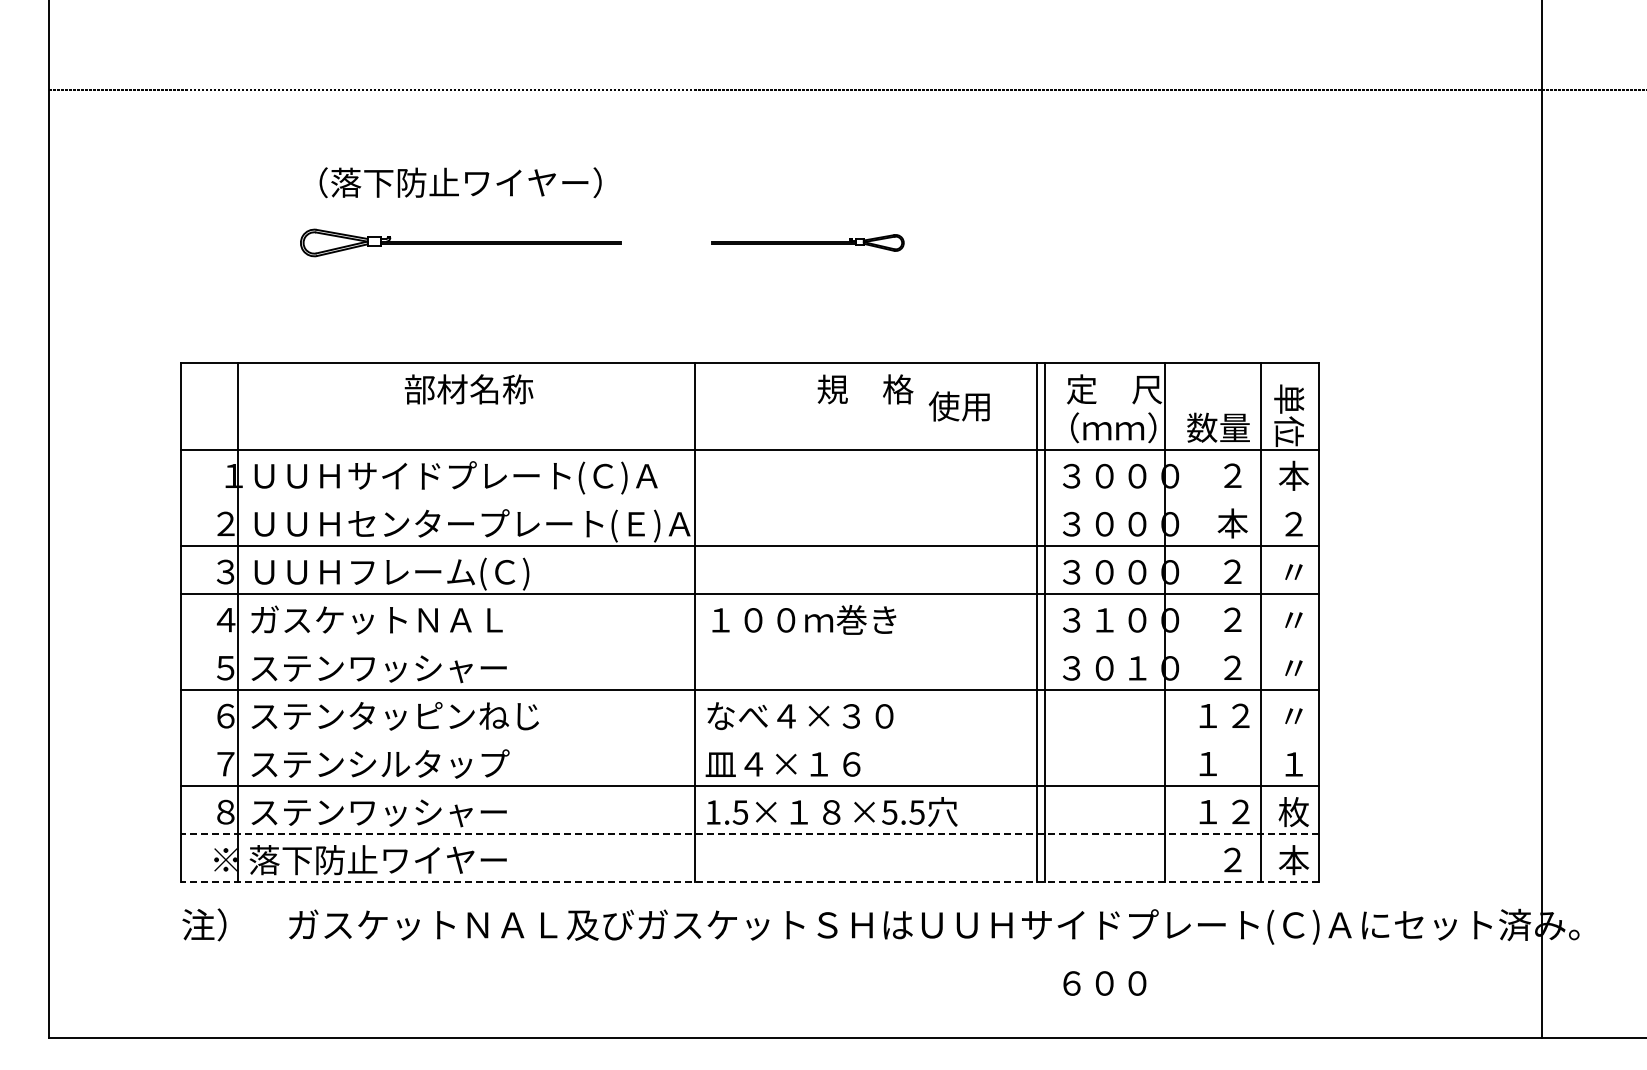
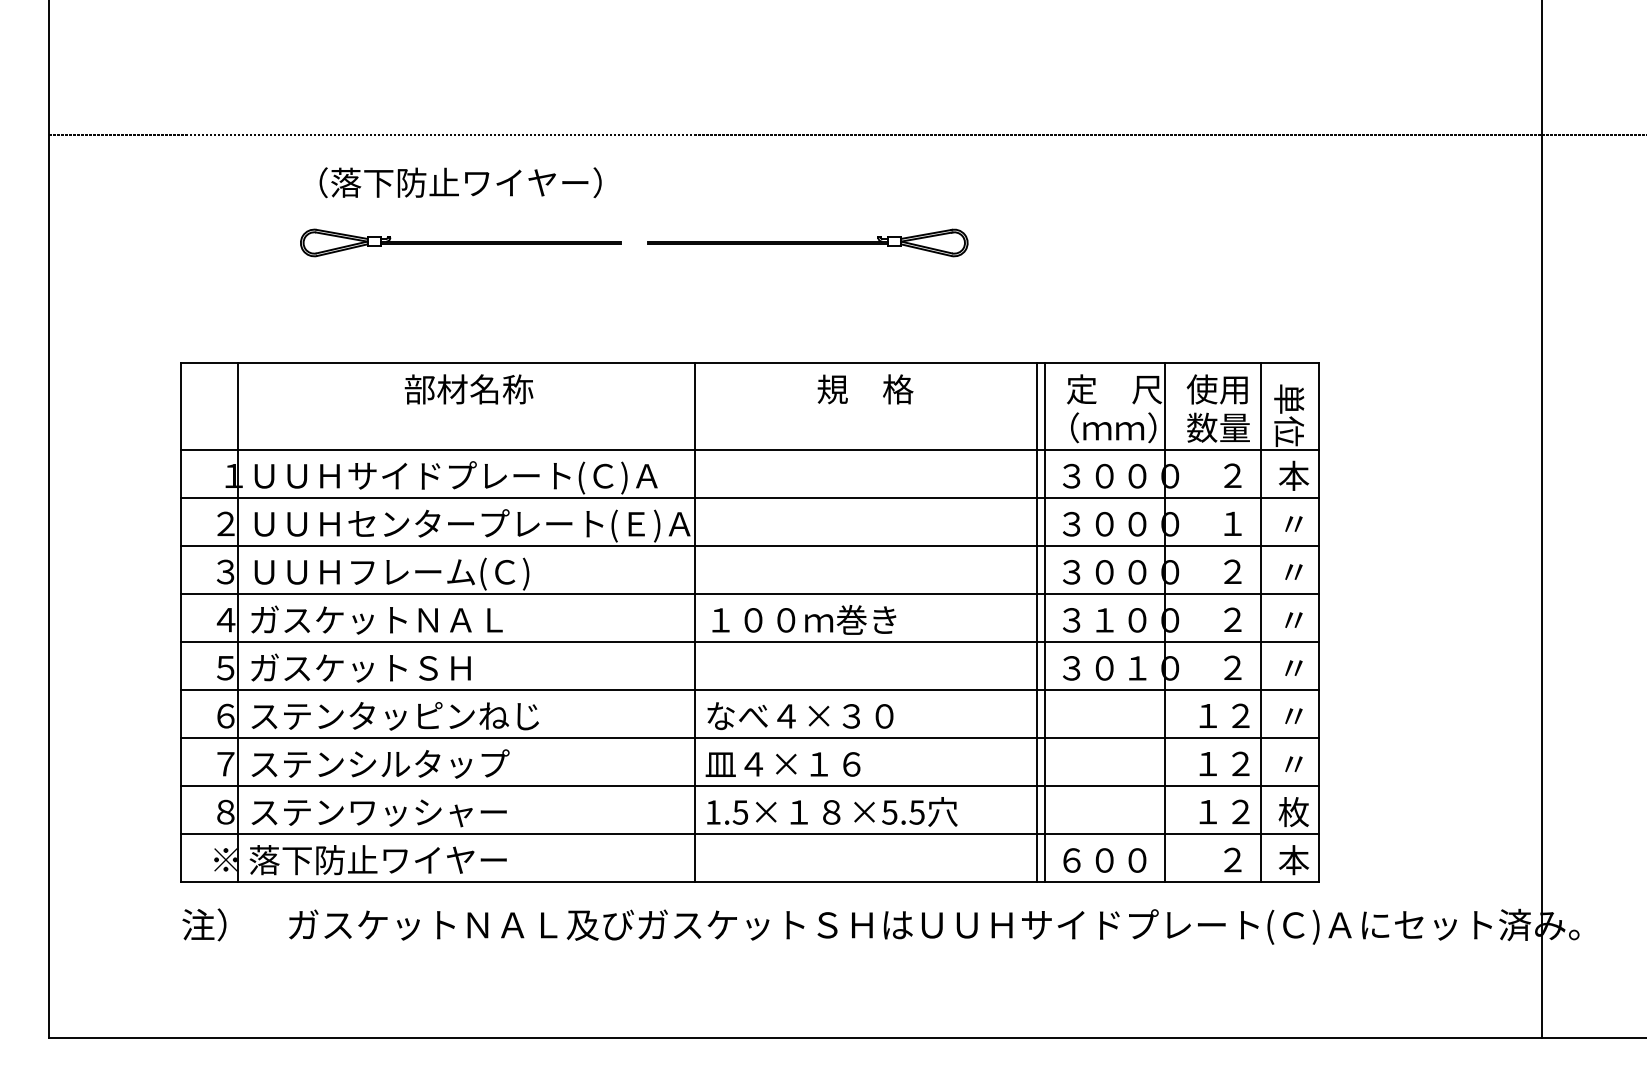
line position: (846, 90) -> (846, 135) (846, 135)
part size: 194x18 px -> 322x30 px (807, 242)
text position: (958, 406) -> (1216, 389) (1216, 389)
line: none -> present (749, 497)
text: 本 -> １ (1232, 523)
text: ２ -> 〃 (1293, 523)
line: none -> present (749, 642)
text: ステンワッシャー -> ガスケットＳＨ (378, 668)
line: none -> present (749, 738)
text: １ -> １２ (1240, 763)
text: １ -> 〃 (1293, 764)
line: dashed -> solid (749, 834)
line: dashed -> solid (749, 882)
text position: (1104, 983) -> (1104, 860) (1104, 860)
